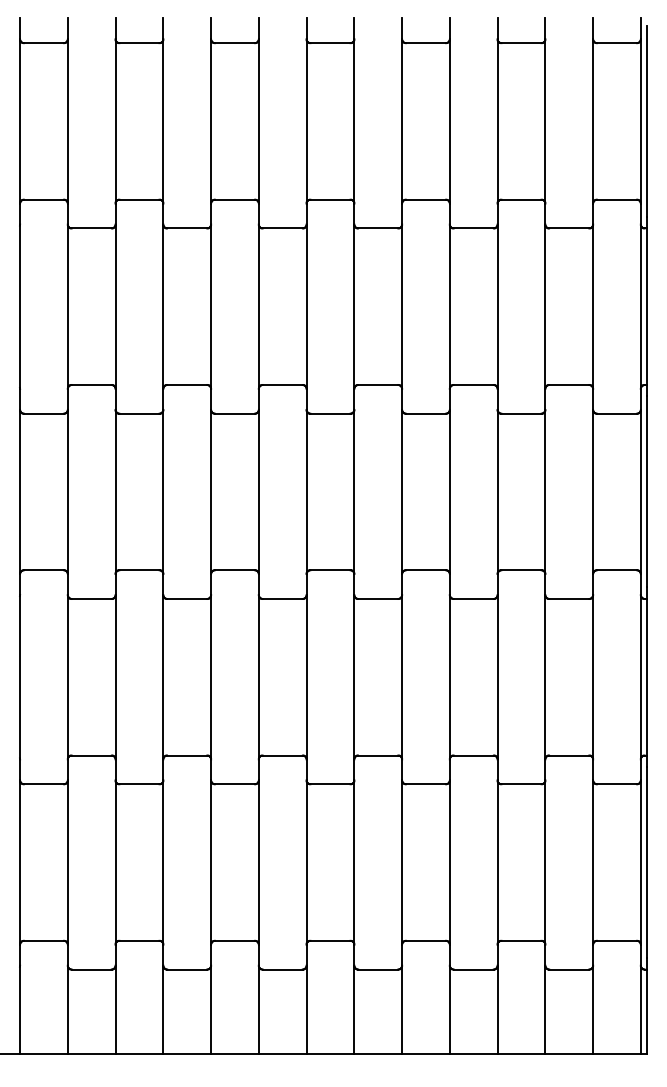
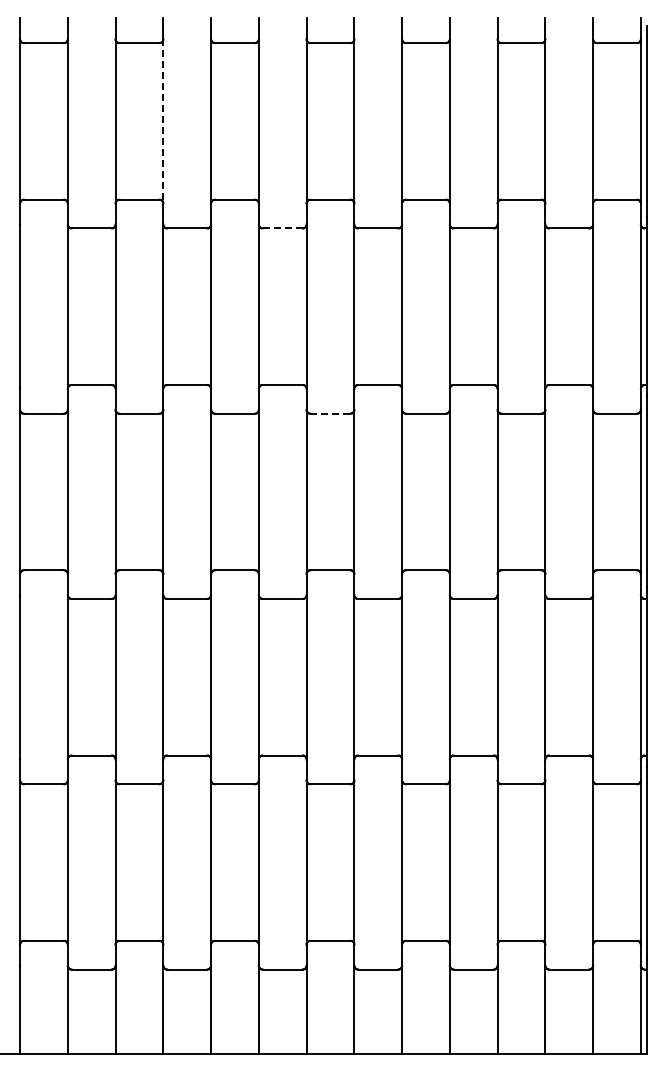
line: solid -> dashed (163, 121)
line: solid -> dashed (283, 228)
line: solid -> dashed (330, 413)
